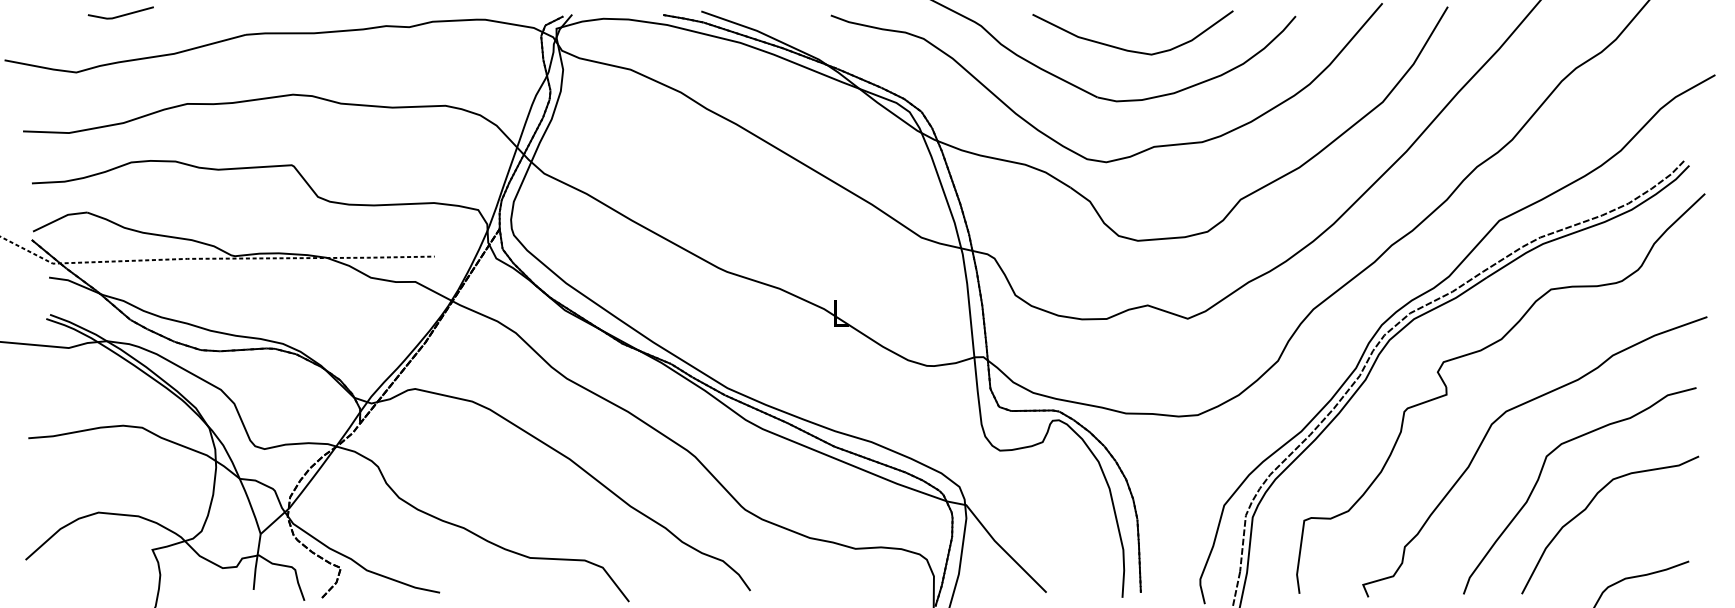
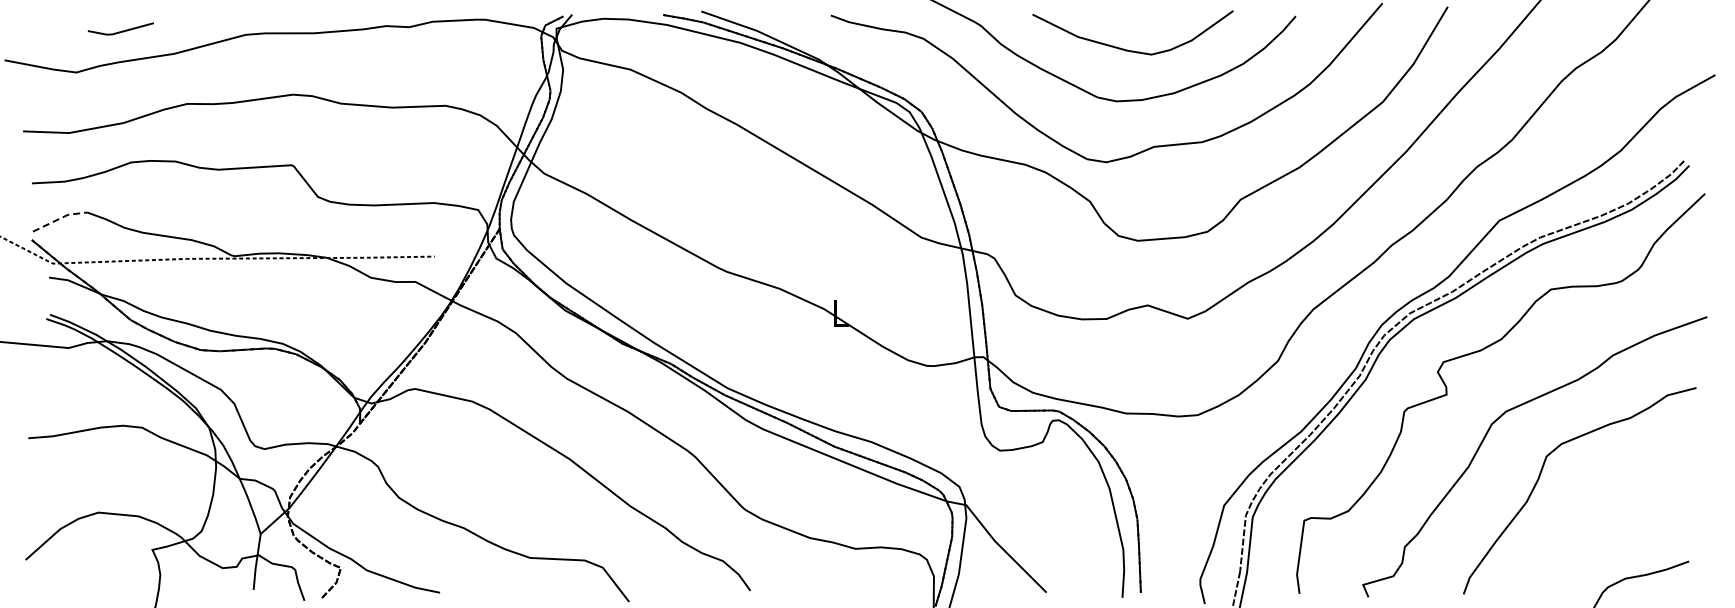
line position: (122, 14) -> (122, 30) (122, 30)
line: solid -> dashed (59, 218)
curve: present -> none (1587, 508)
